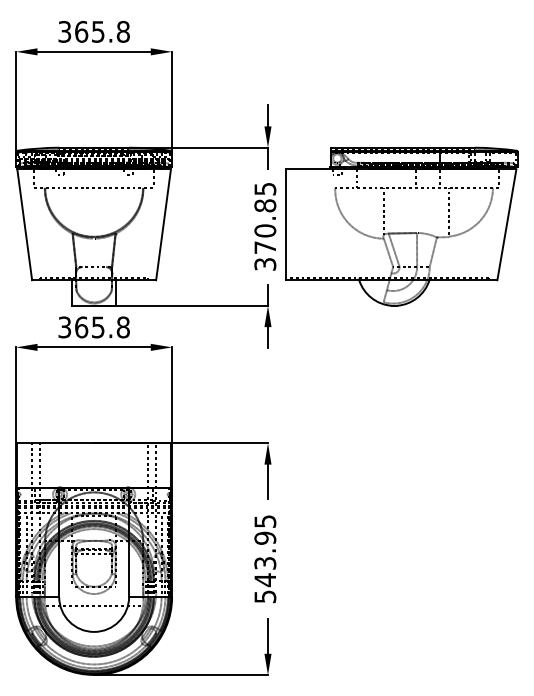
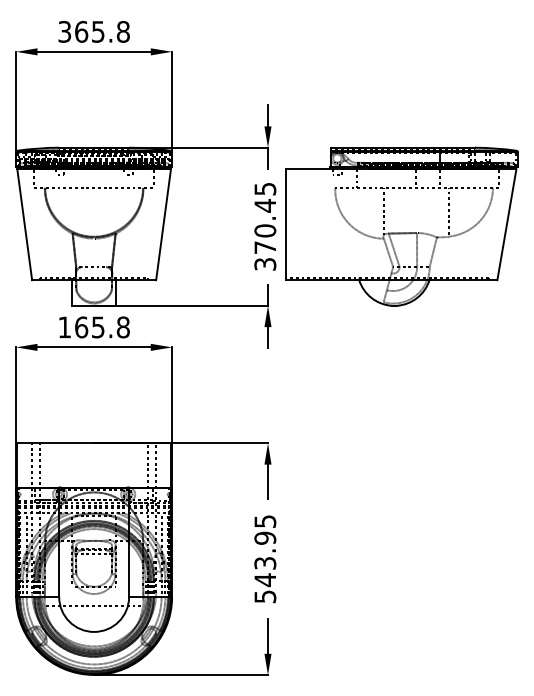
text: 370.85 -> 370.45 (265, 205)
text: 365.8 -> 165.8 (64, 327)
